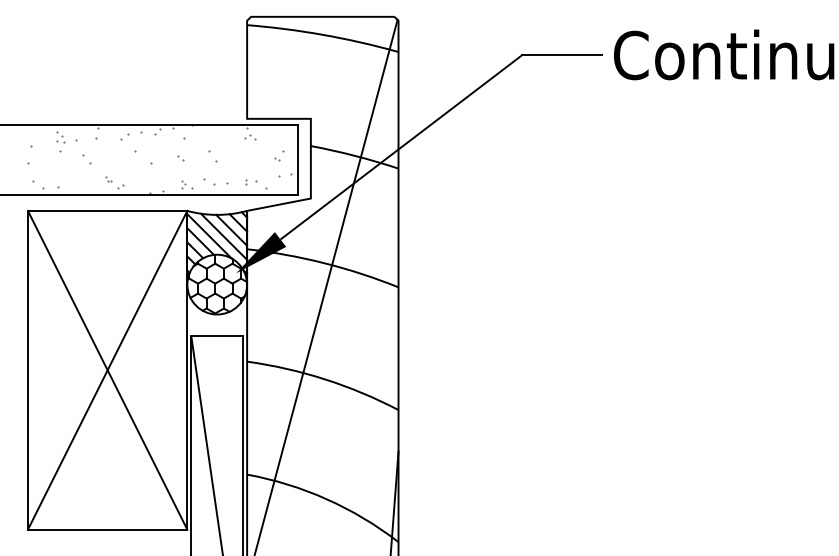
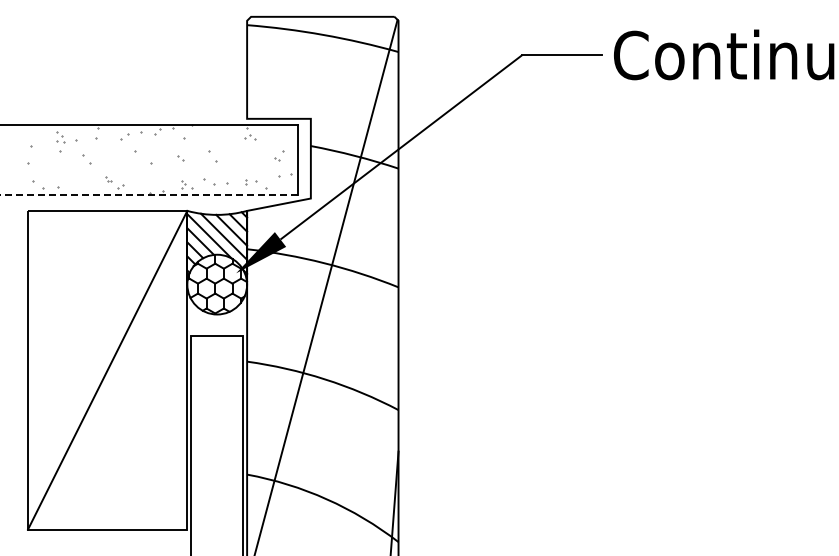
line: solid -> dashed (149, 195)
line: present -> none (107, 369)
line: present -> none (206, 444)
